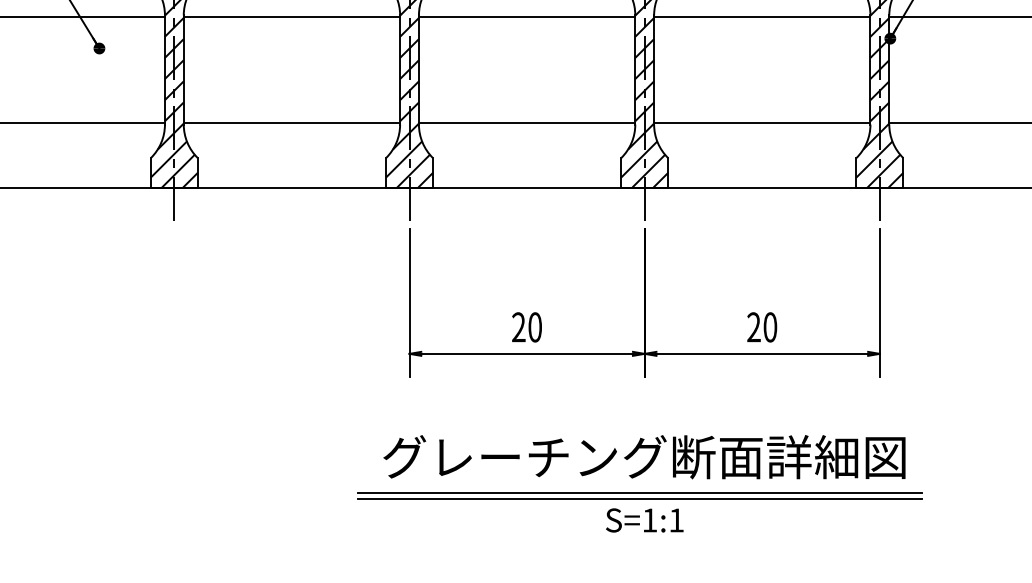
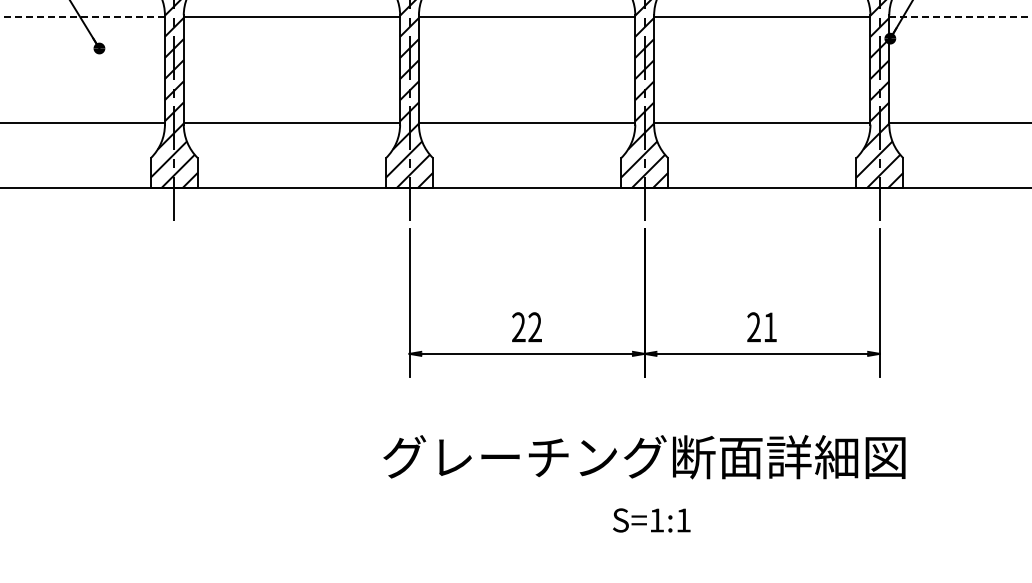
line: solid -> dashed (83, 17)
line: solid -> dashed (961, 17)
text: 20 -> 22 (534, 327)
text: 20 -> 21 (770, 327)
line: present -> none (639, 493)
line: present -> none (639, 499)
text position: (644, 520) -> (651, 520) (651, 520)
